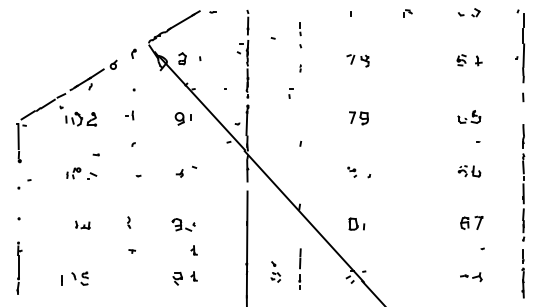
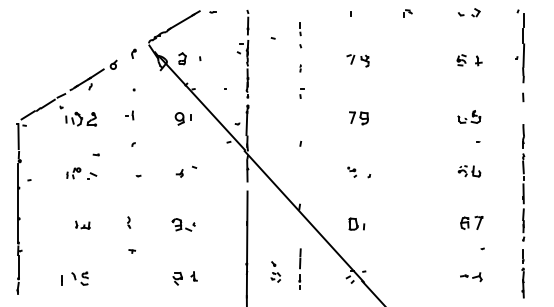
part position: (290, 93) -> (301, 93) (301, 93)
line: none -> present (18, 203)
part: present -> none (193, 250)
